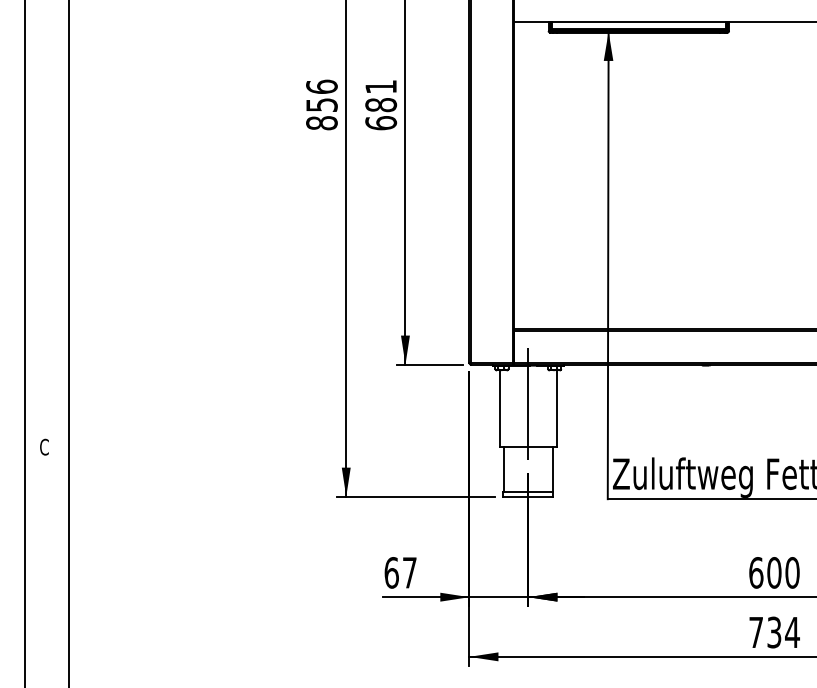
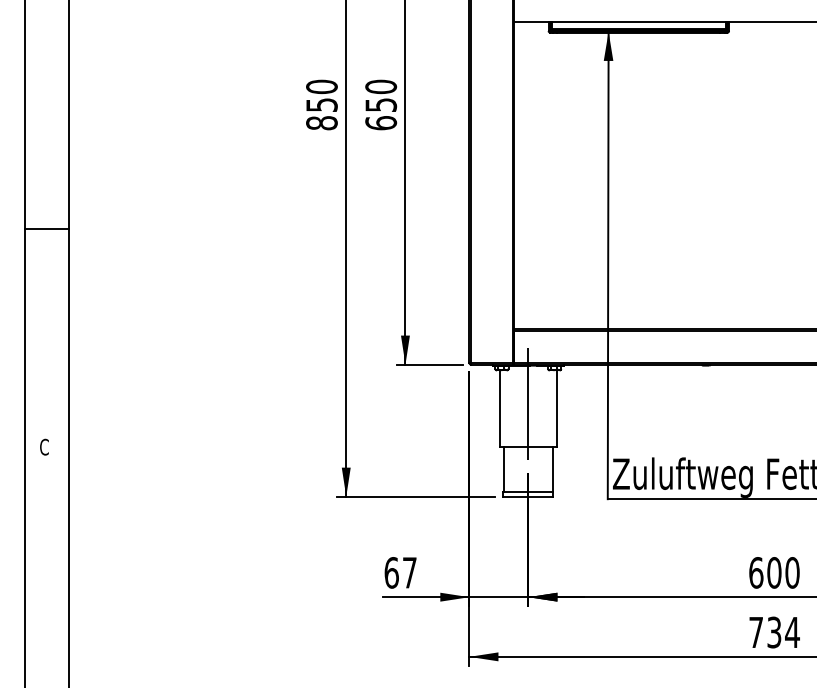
text: 856 -> 850 (321, 86)
text: 681 -> 650 (381, 95)
line: none -> present (46, 229)
